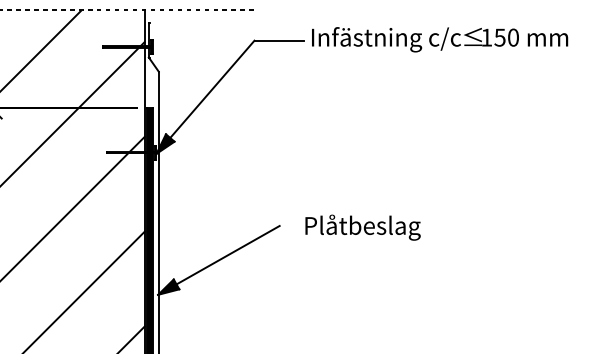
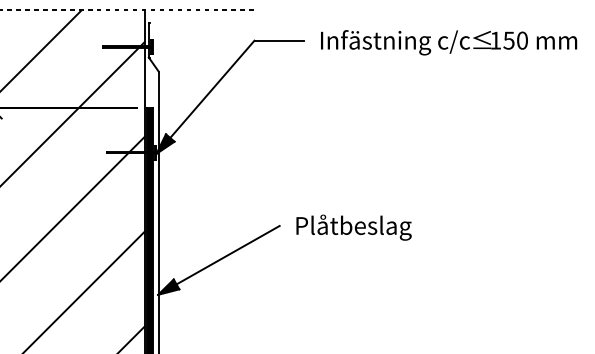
text position: (440, 39) -> (449, 42) (449, 42)
text position: (362, 227) -> (353, 227) (353, 227)
